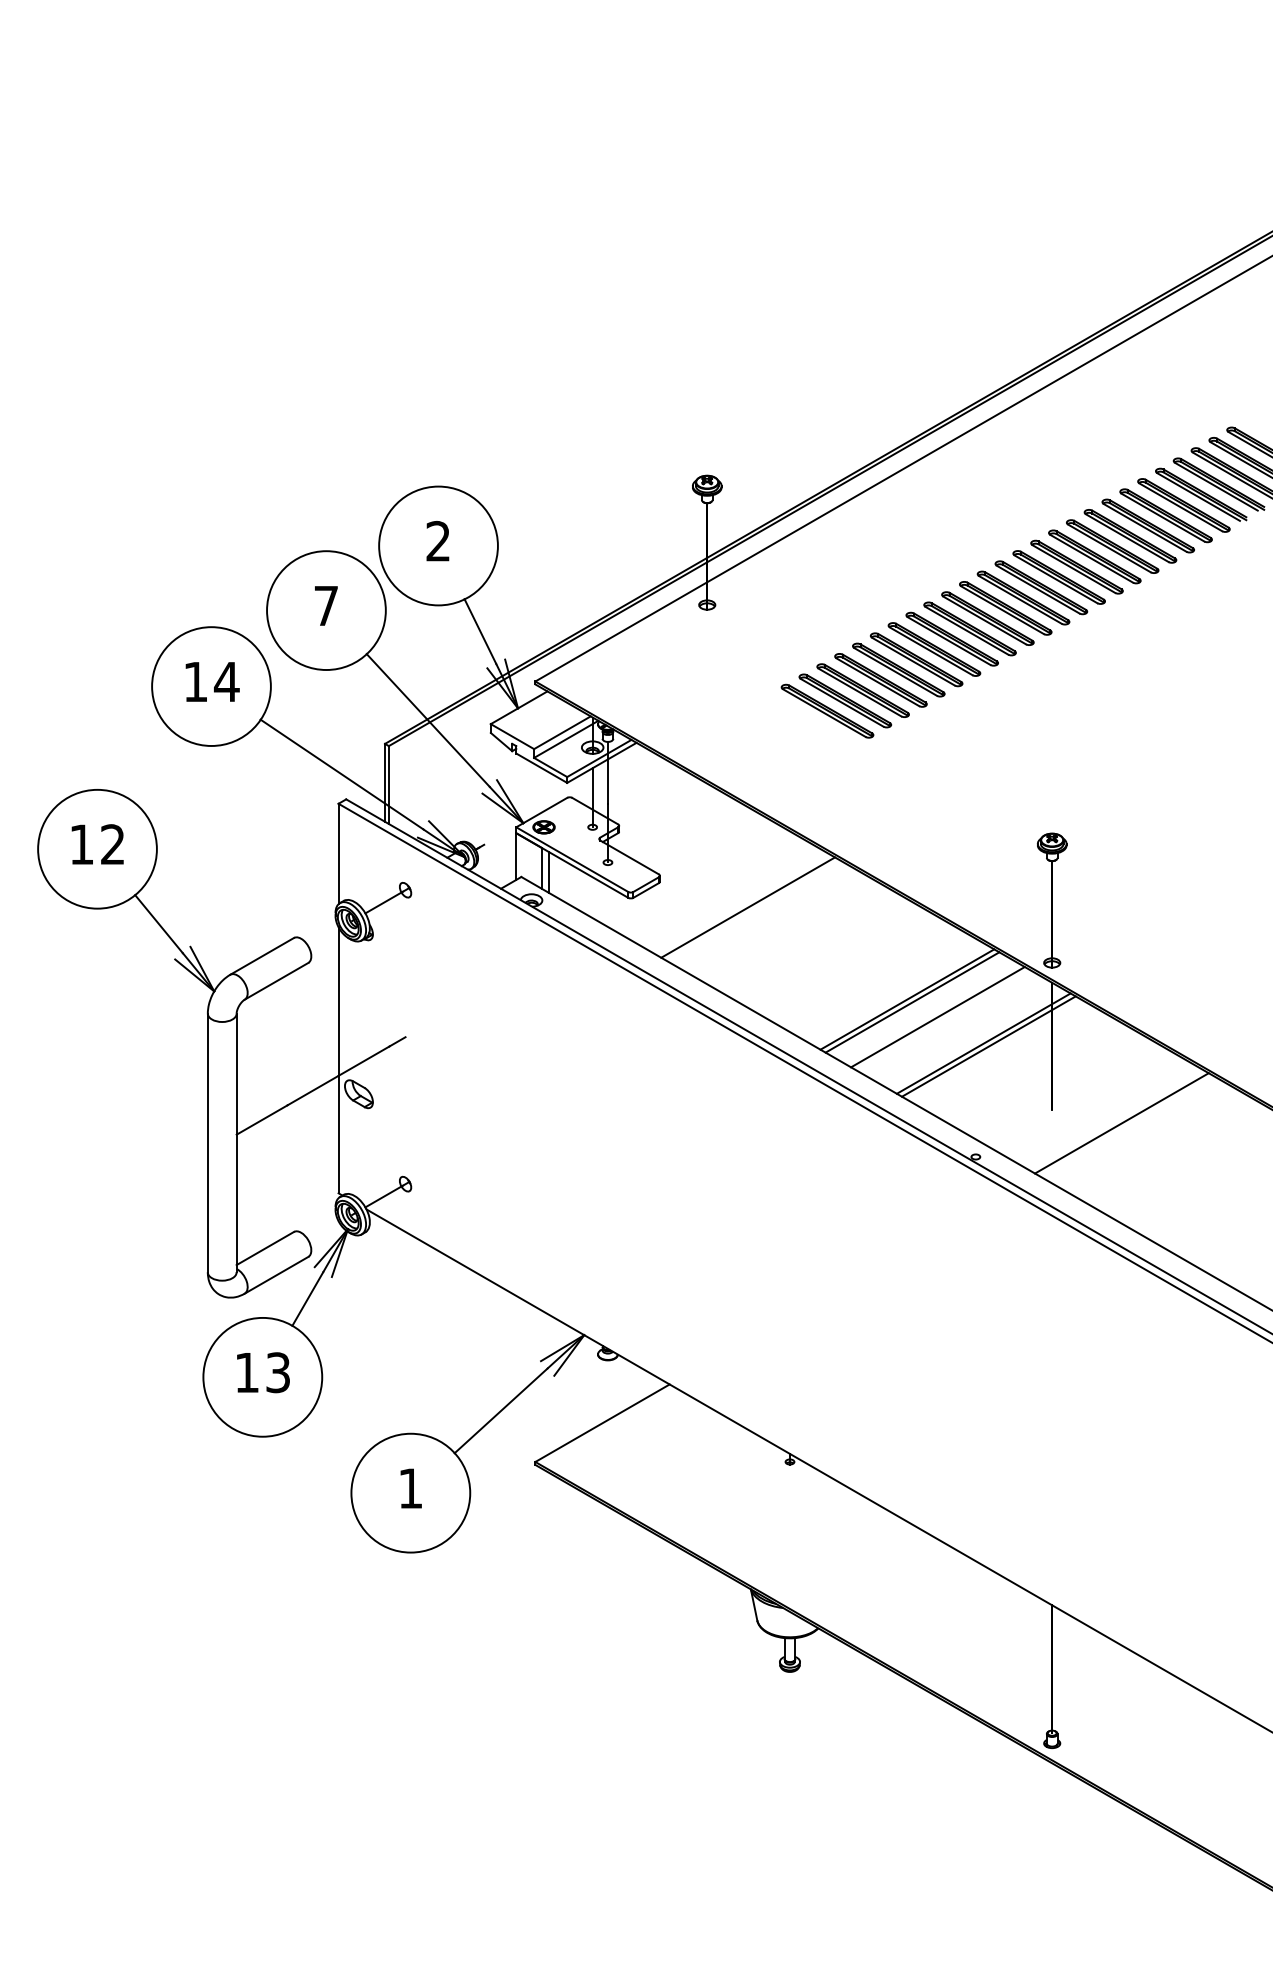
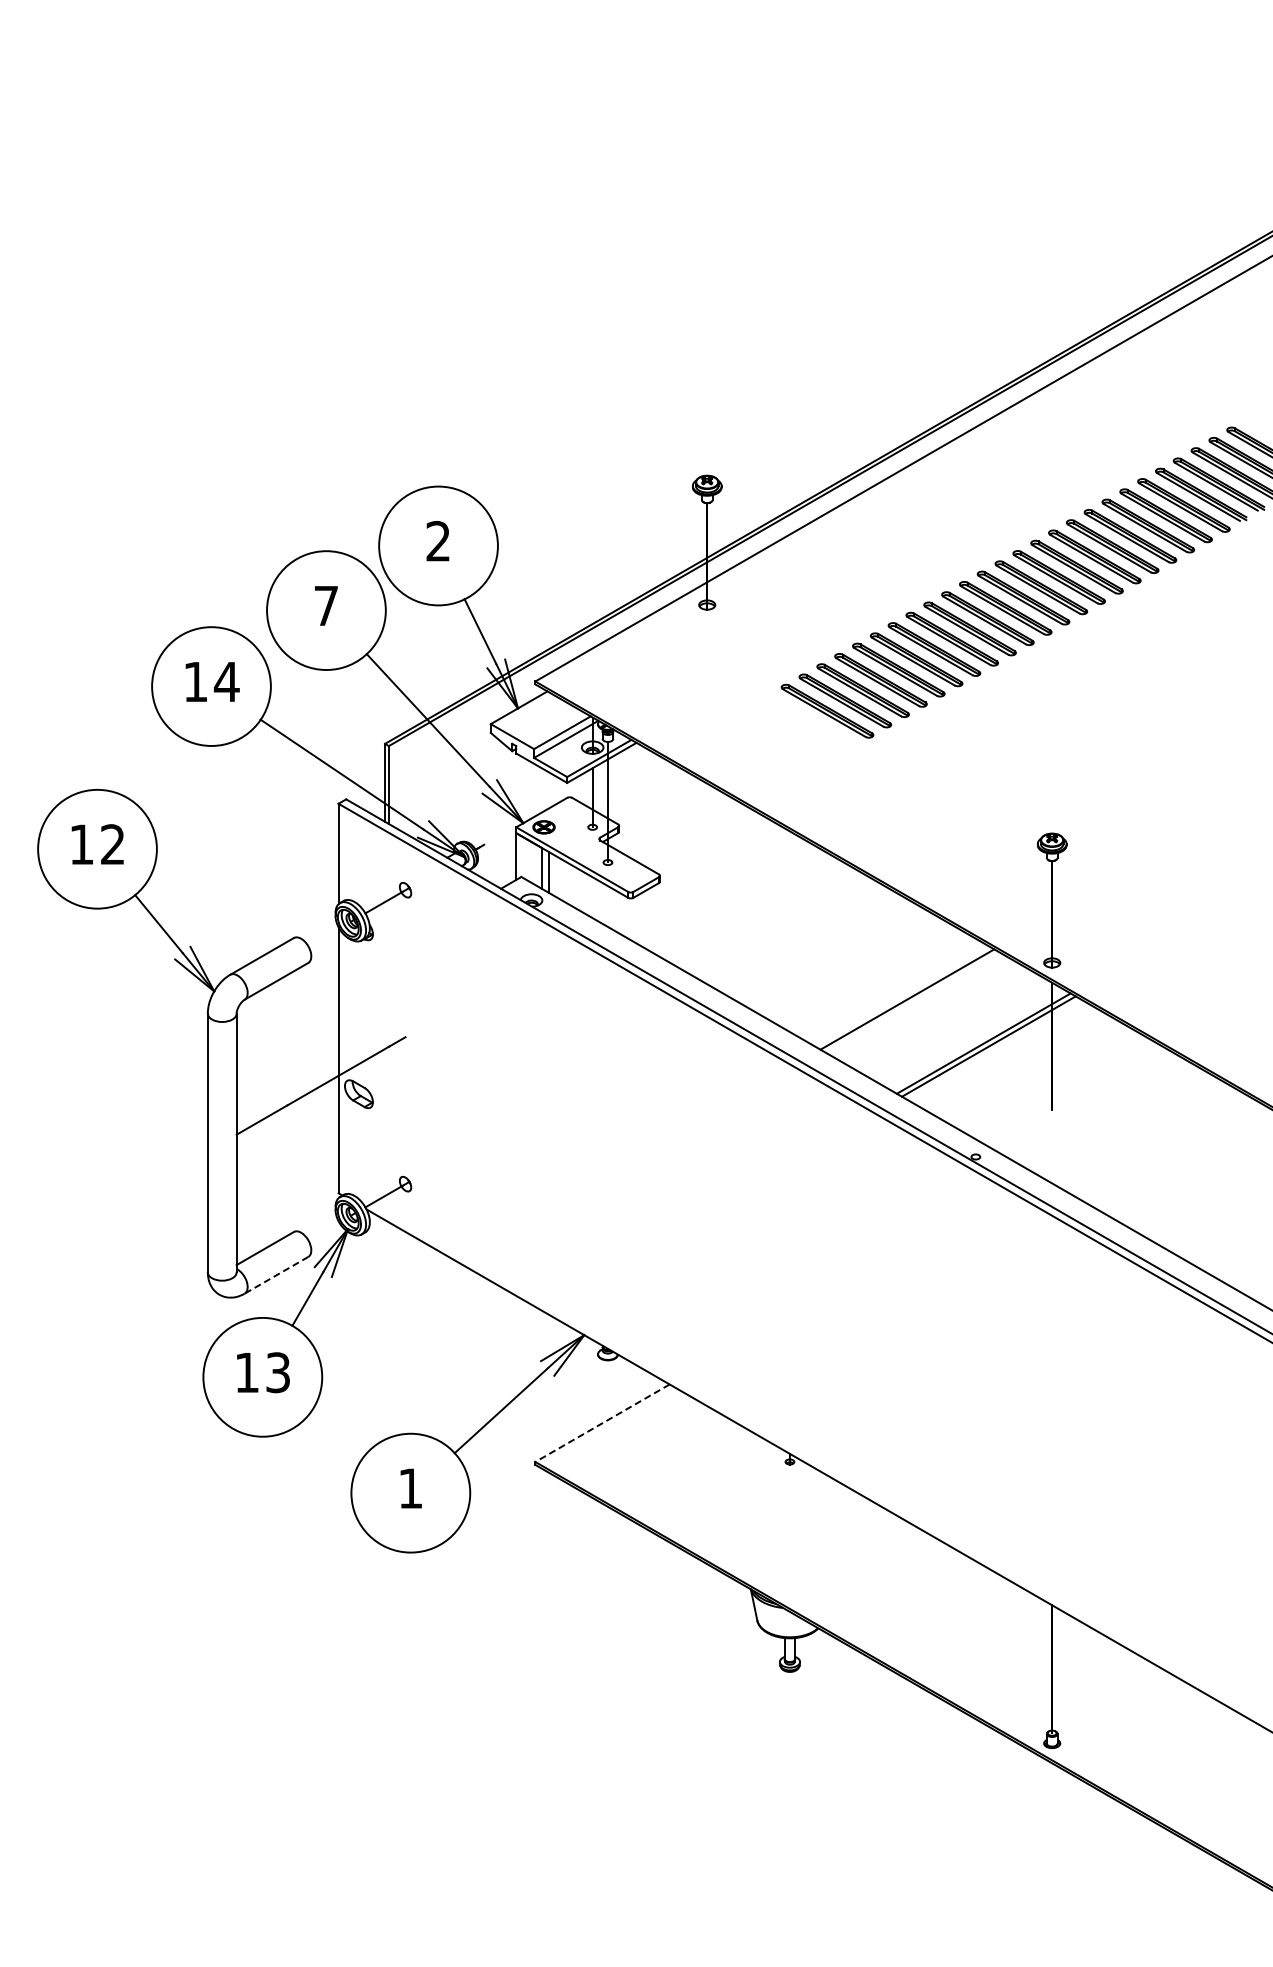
line: present -> none (748, 907)
line: present -> none (912, 1002)
line: present -> none (937, 1017)
line: present -> none (1121, 1123)
line: solid -> dashed (276, 1275)
line: solid -> dashed (602, 1423)
